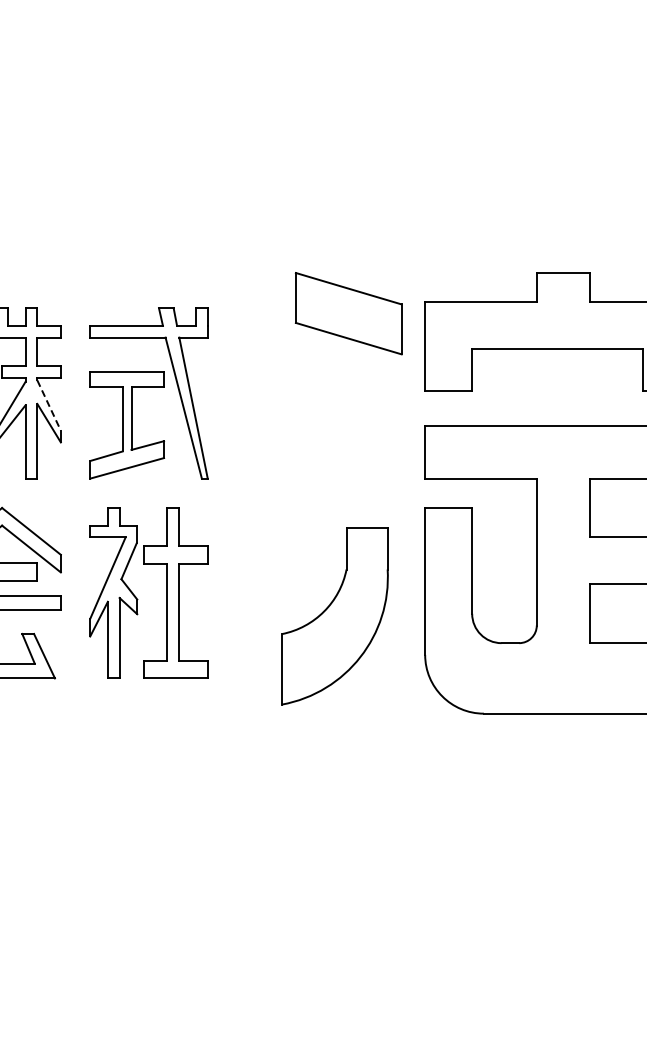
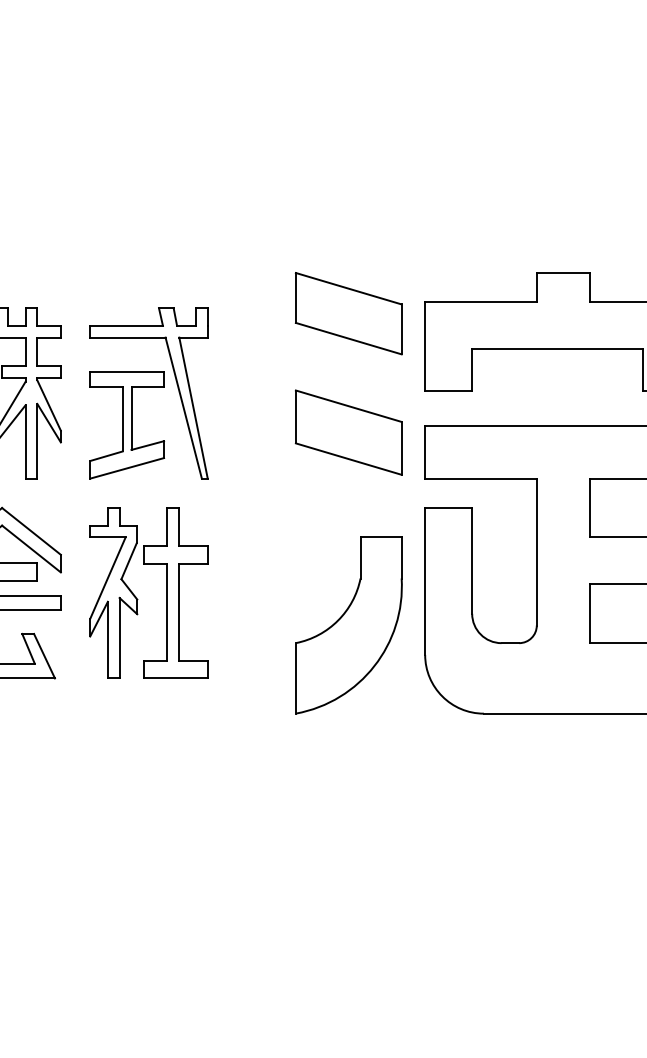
line: dashed -> solid (49, 405)
part: none -> present (348, 432)
part position: (334, 616) -> (348, 625) (348, 625)
